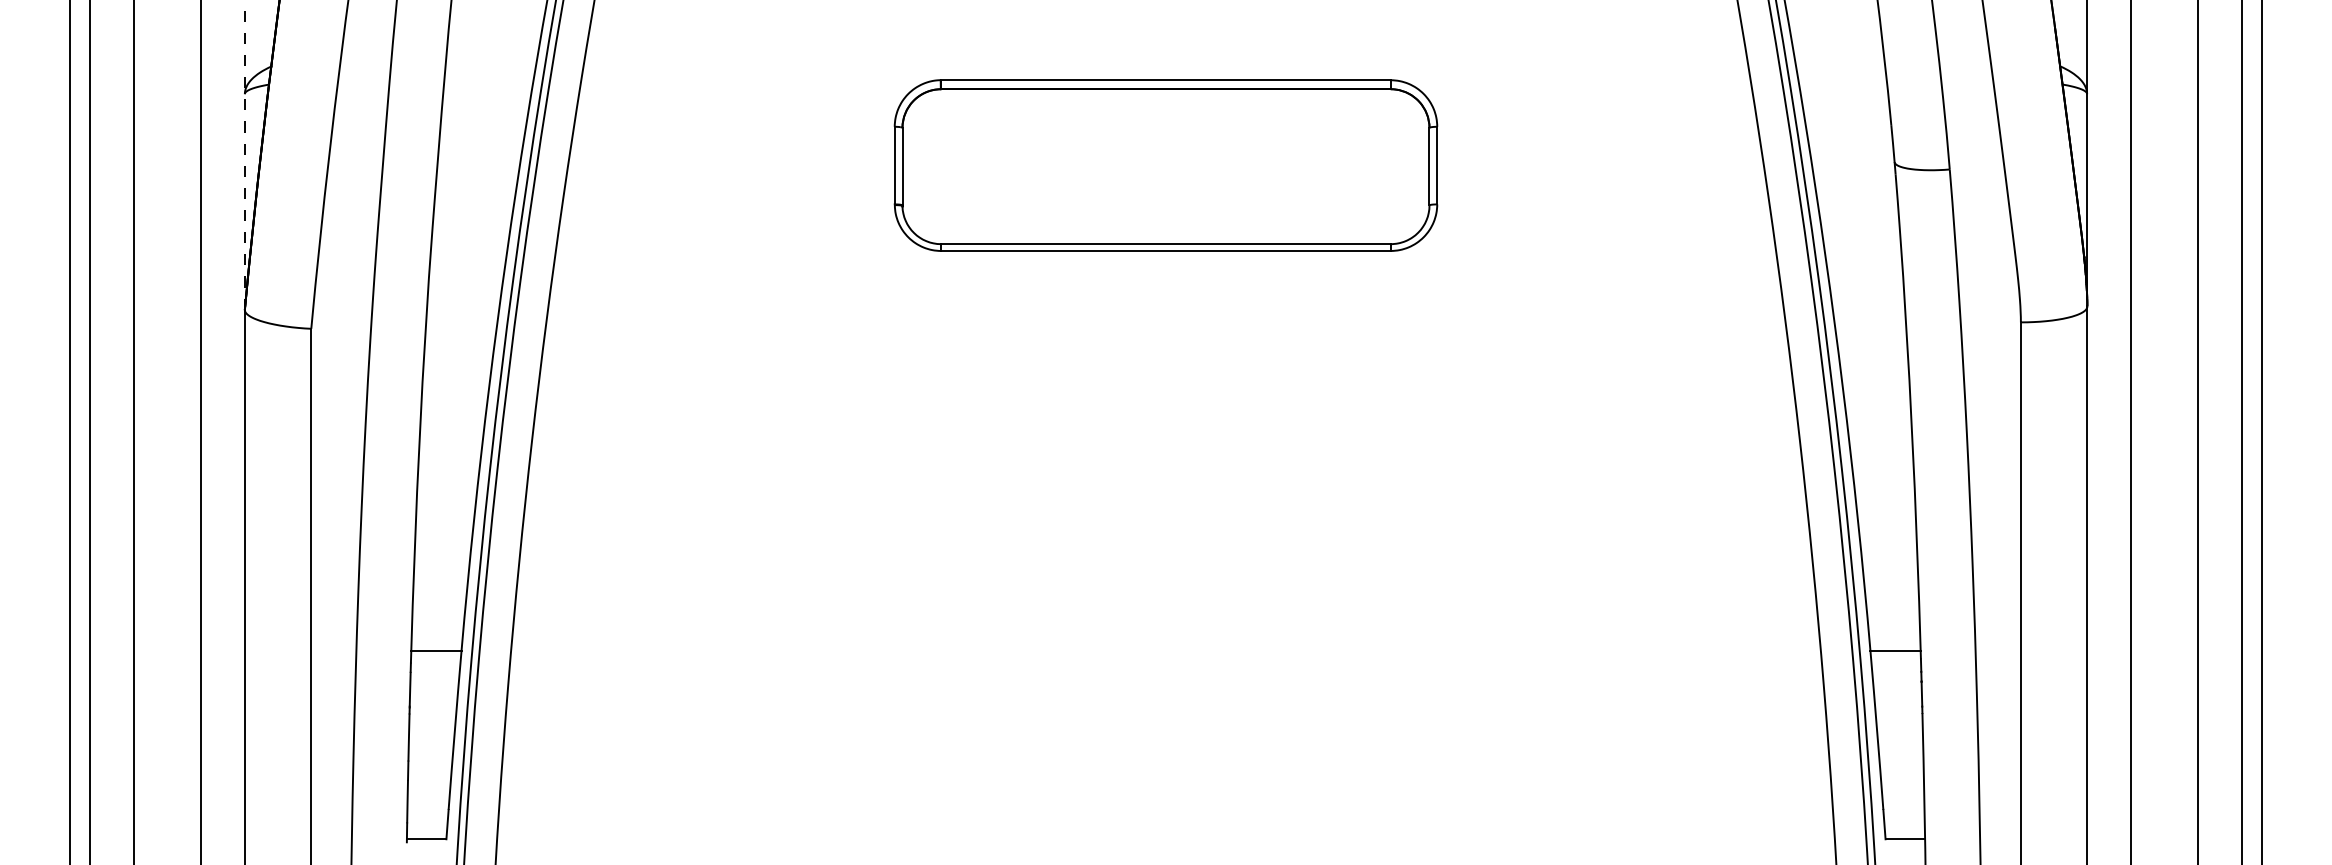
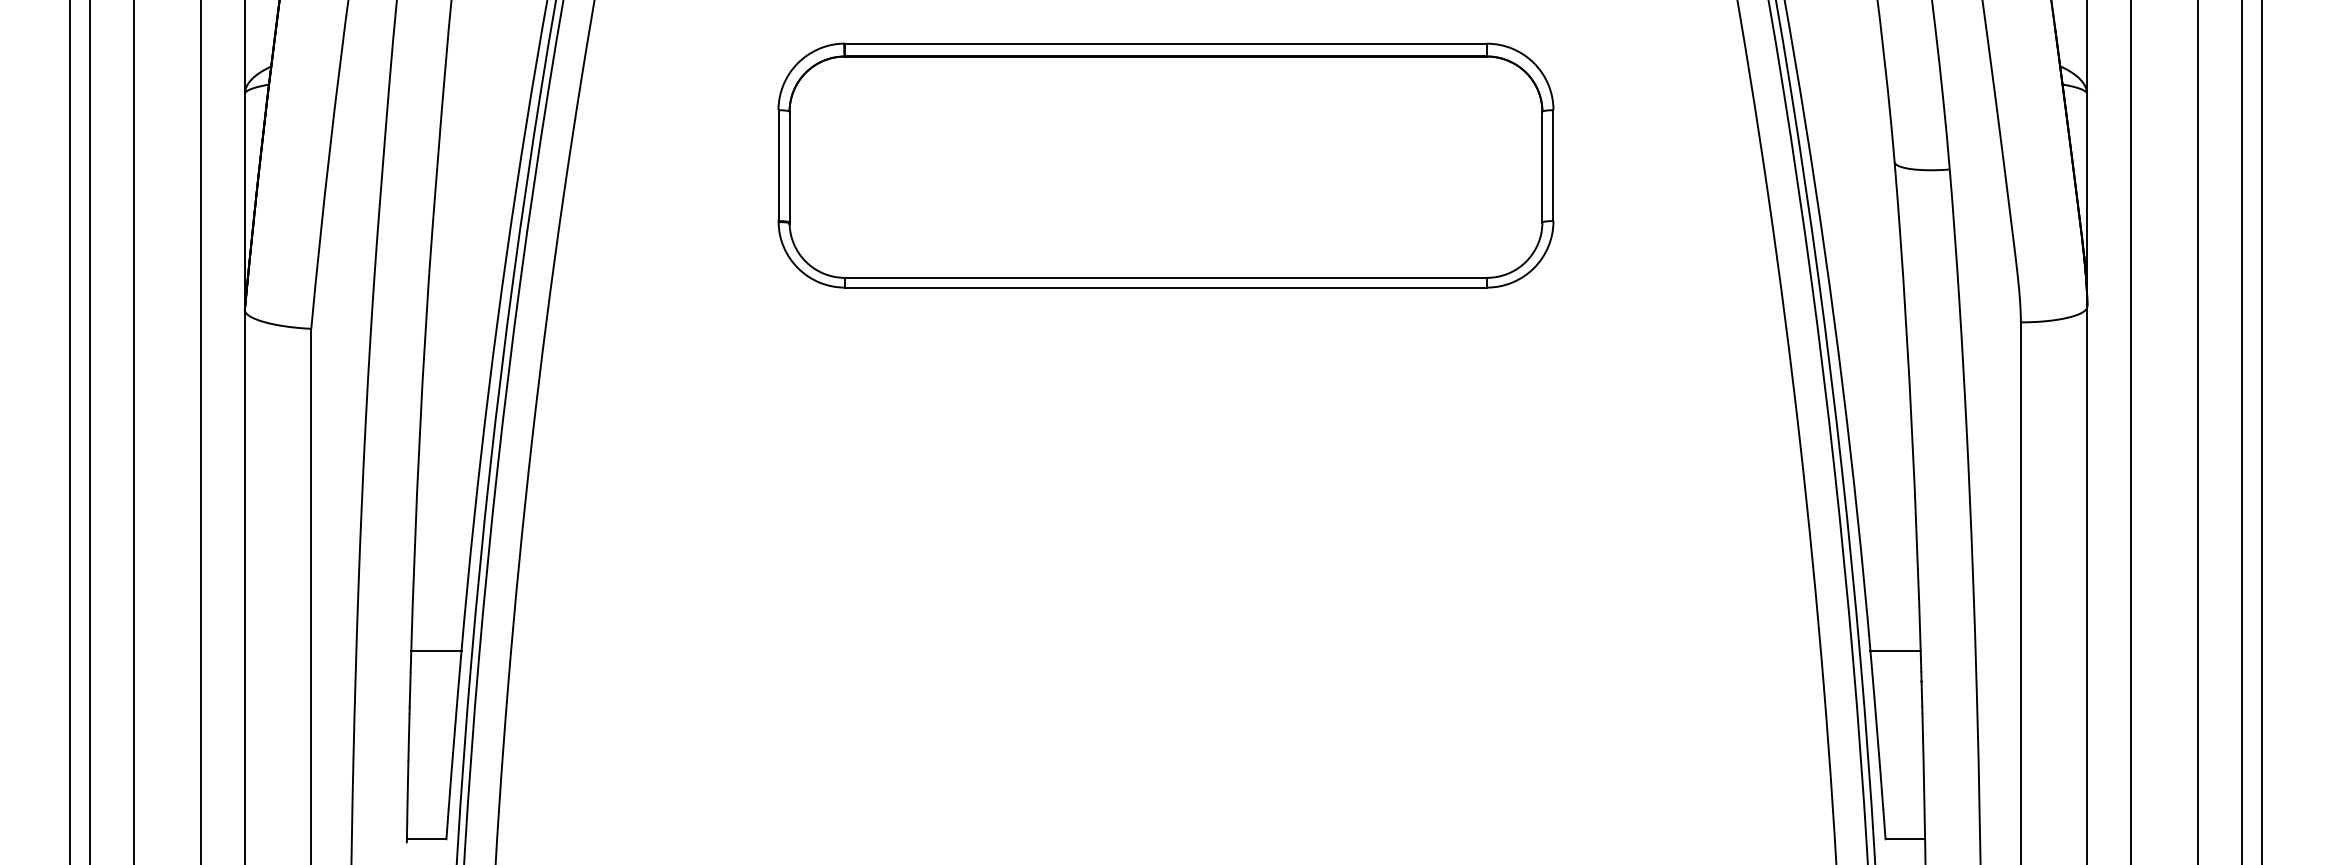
line: dashed -> solid (244, 154)
part size: 546x173 px -> 778x247 px (1165, 165)
